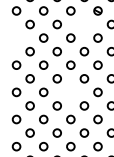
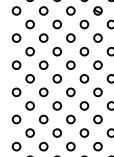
circle: none -> present (84, 24)
circle: none -> present (16, 37)
circle: none -> present (70, 92)
